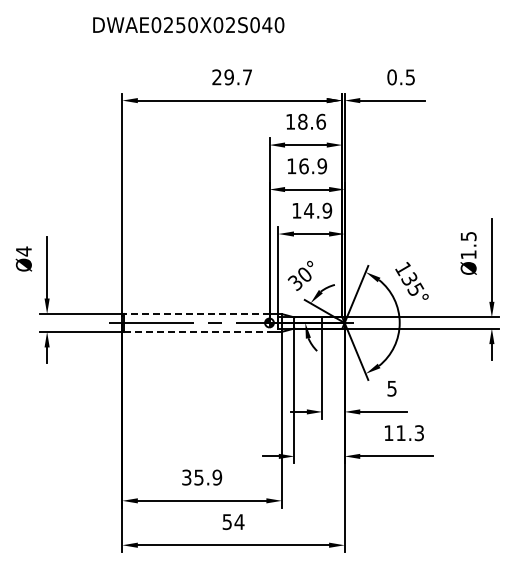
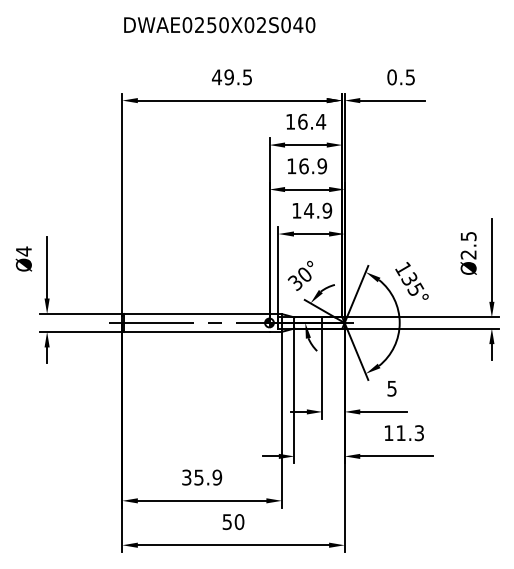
text position: (188, 25) -> (219, 25) (219, 25)
text: 29.7 -> 49.5 (231, 77)
text: 18.6 -> 16.4 (312, 121)
text: Ø1.5 -> Ø2.5 (468, 254)
line: dashed -> solid (196, 314)
line: dashed -> solid (196, 331)
text: 54 -> 50 (239, 522)
